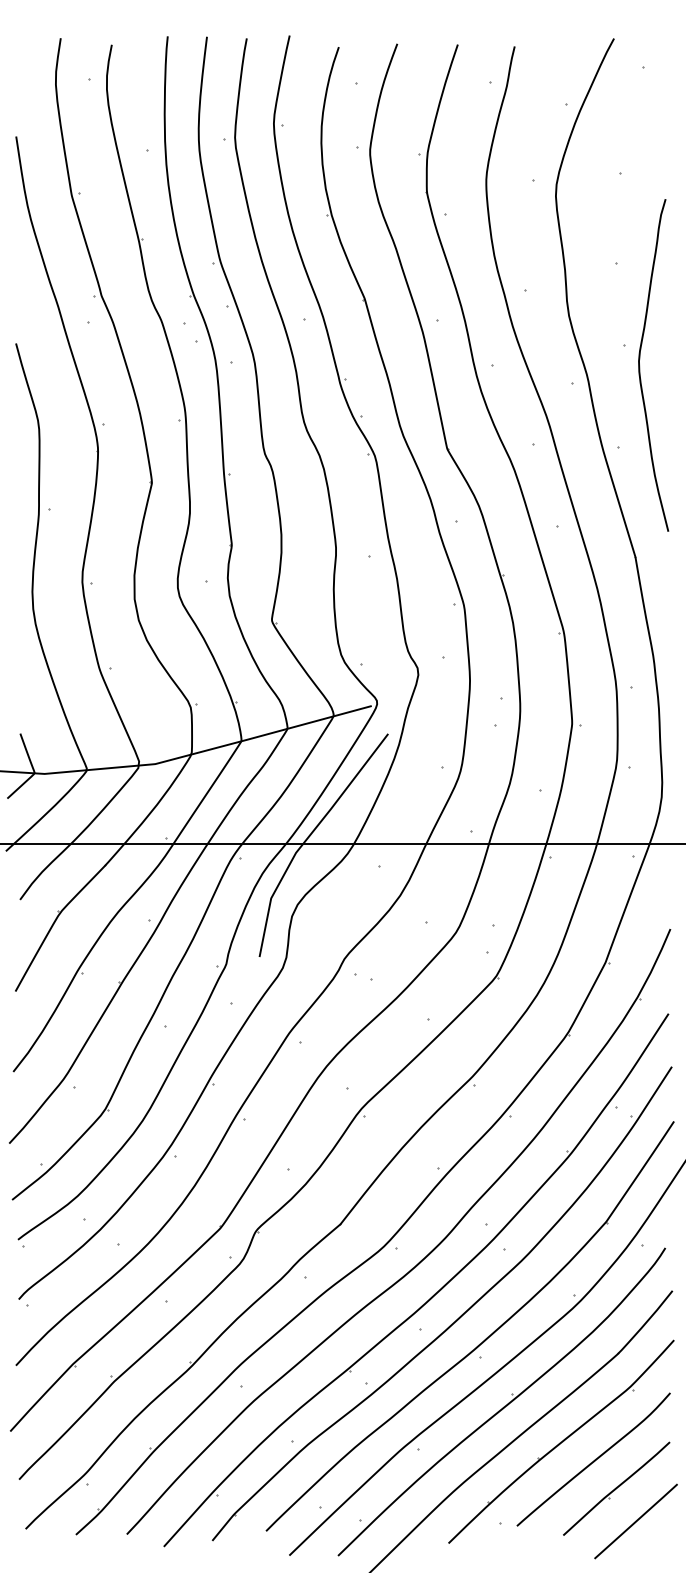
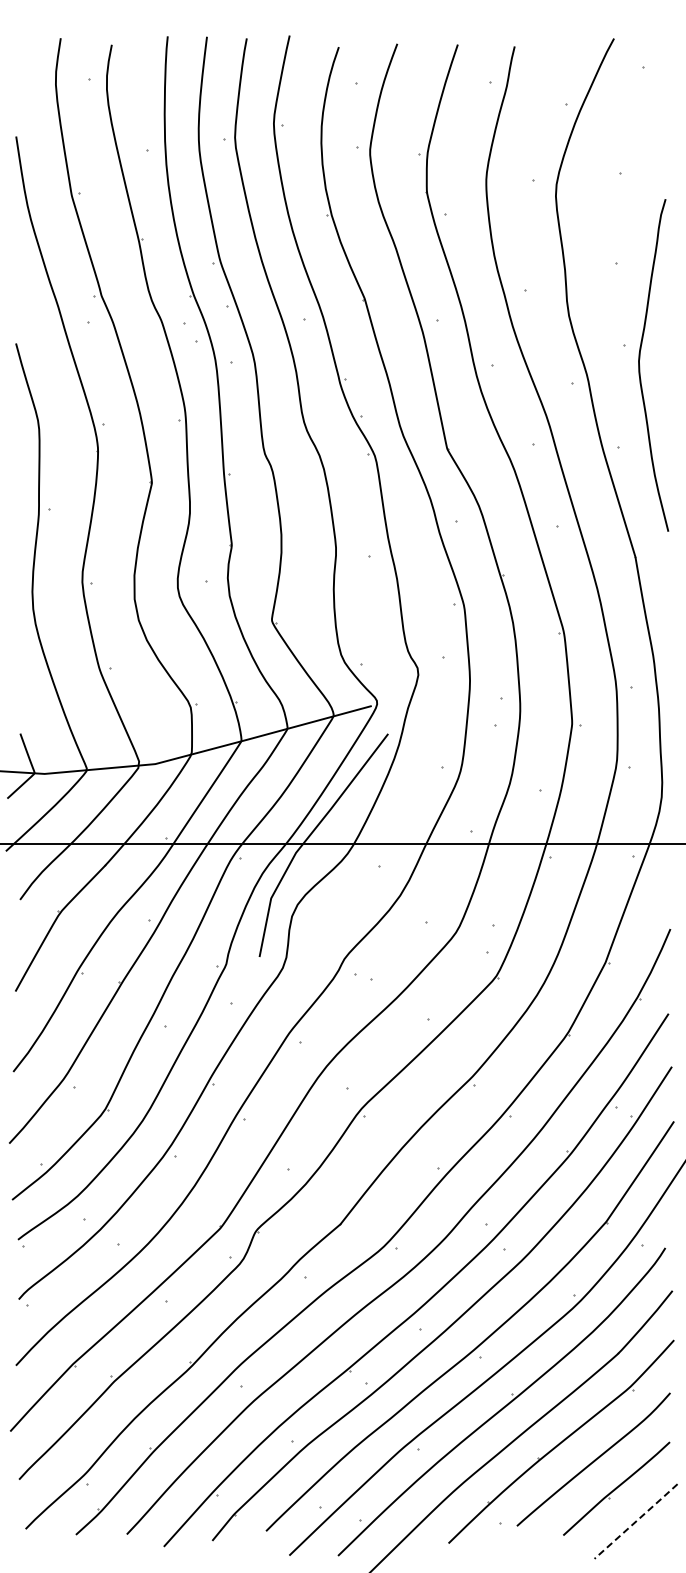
line: solid -> dashed (636, 1521)
